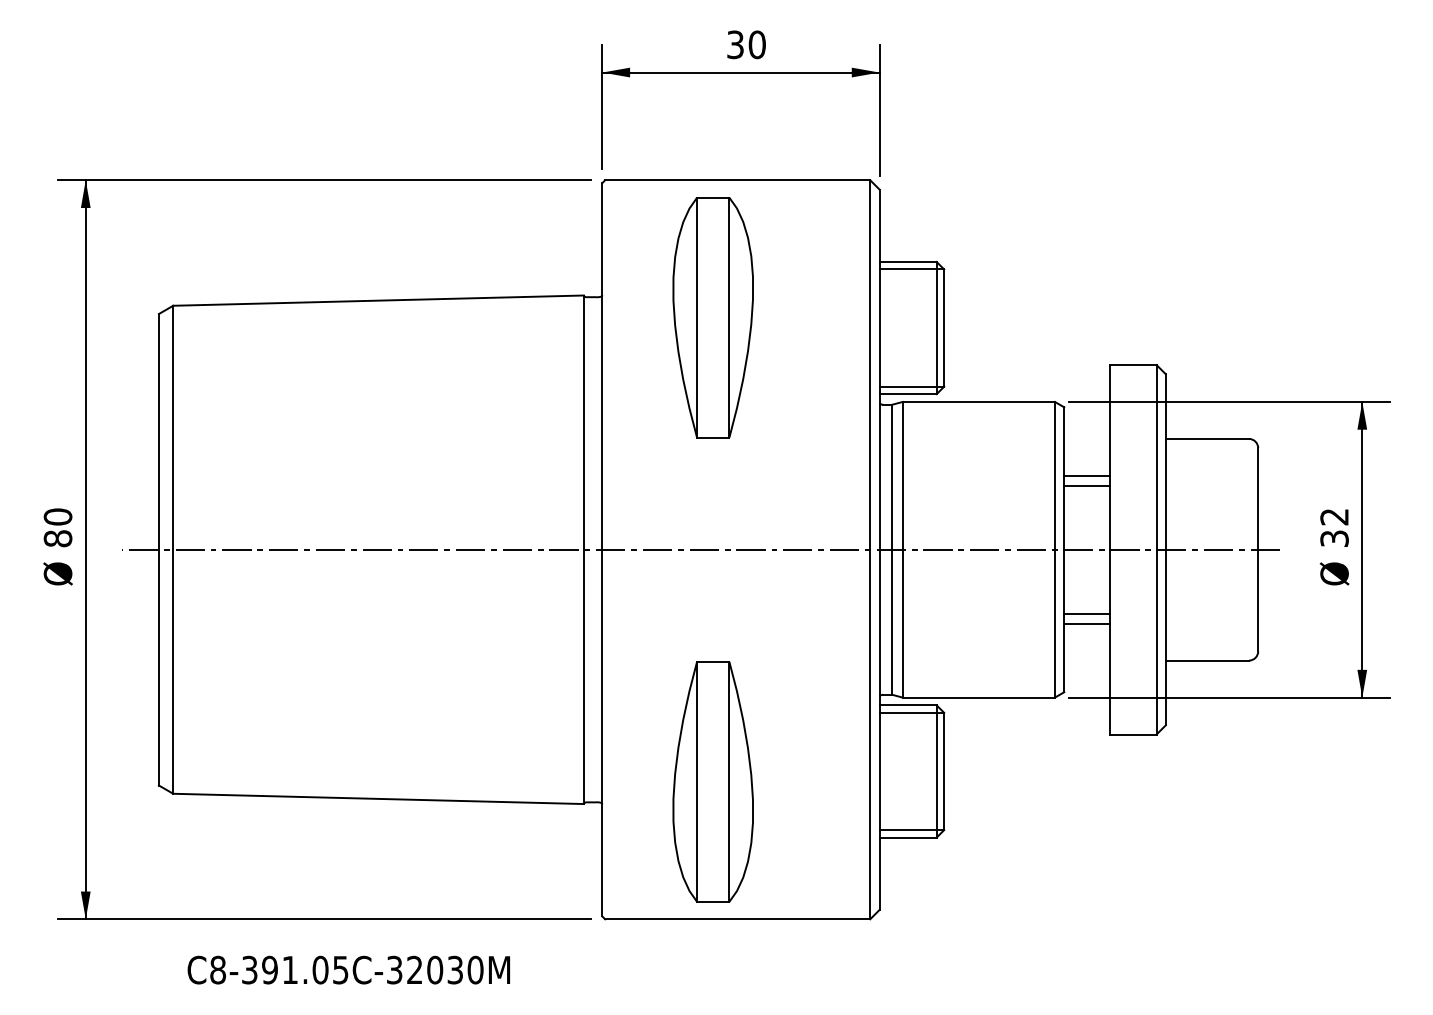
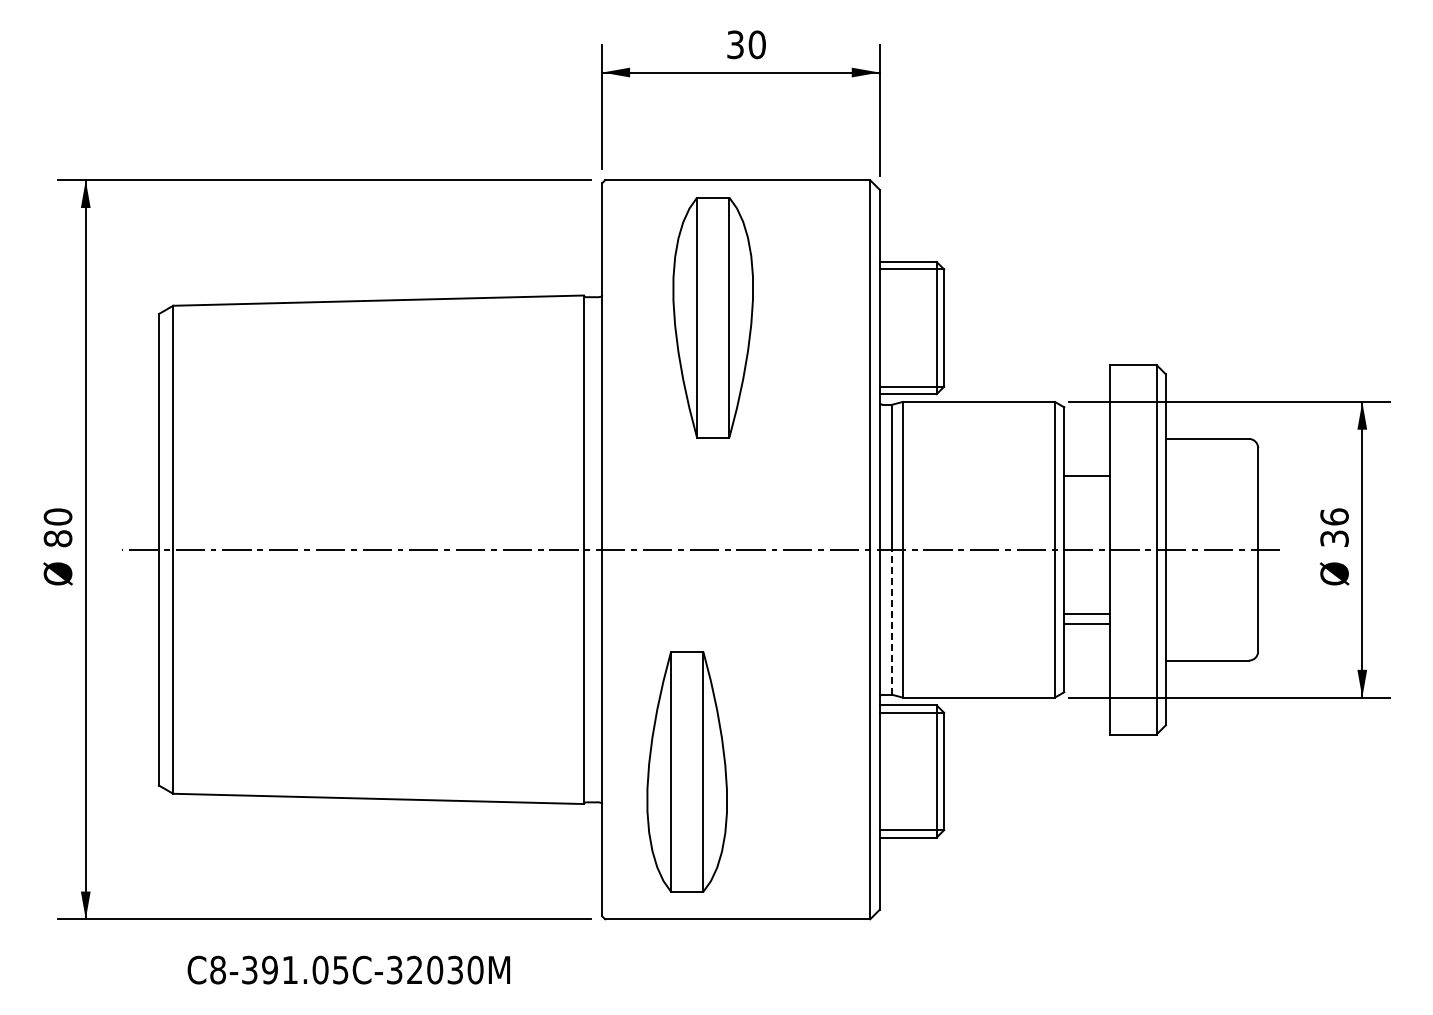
line: present -> none (1087, 486)
text: 32 -> 36 (1334, 516)
line: solid -> dashed (892, 622)
part position: (712, 781) -> (686, 771) (686, 771)
